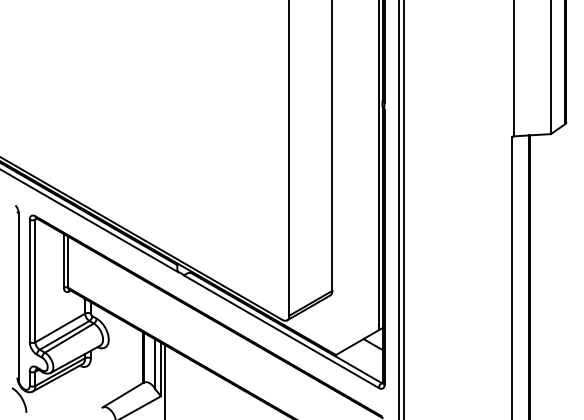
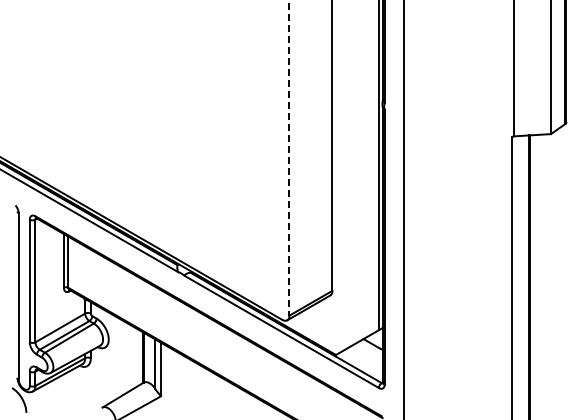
line: solid -> dashed (289, 158)
line: present -> none (398, 209)
line: present -> none (165, 380)
